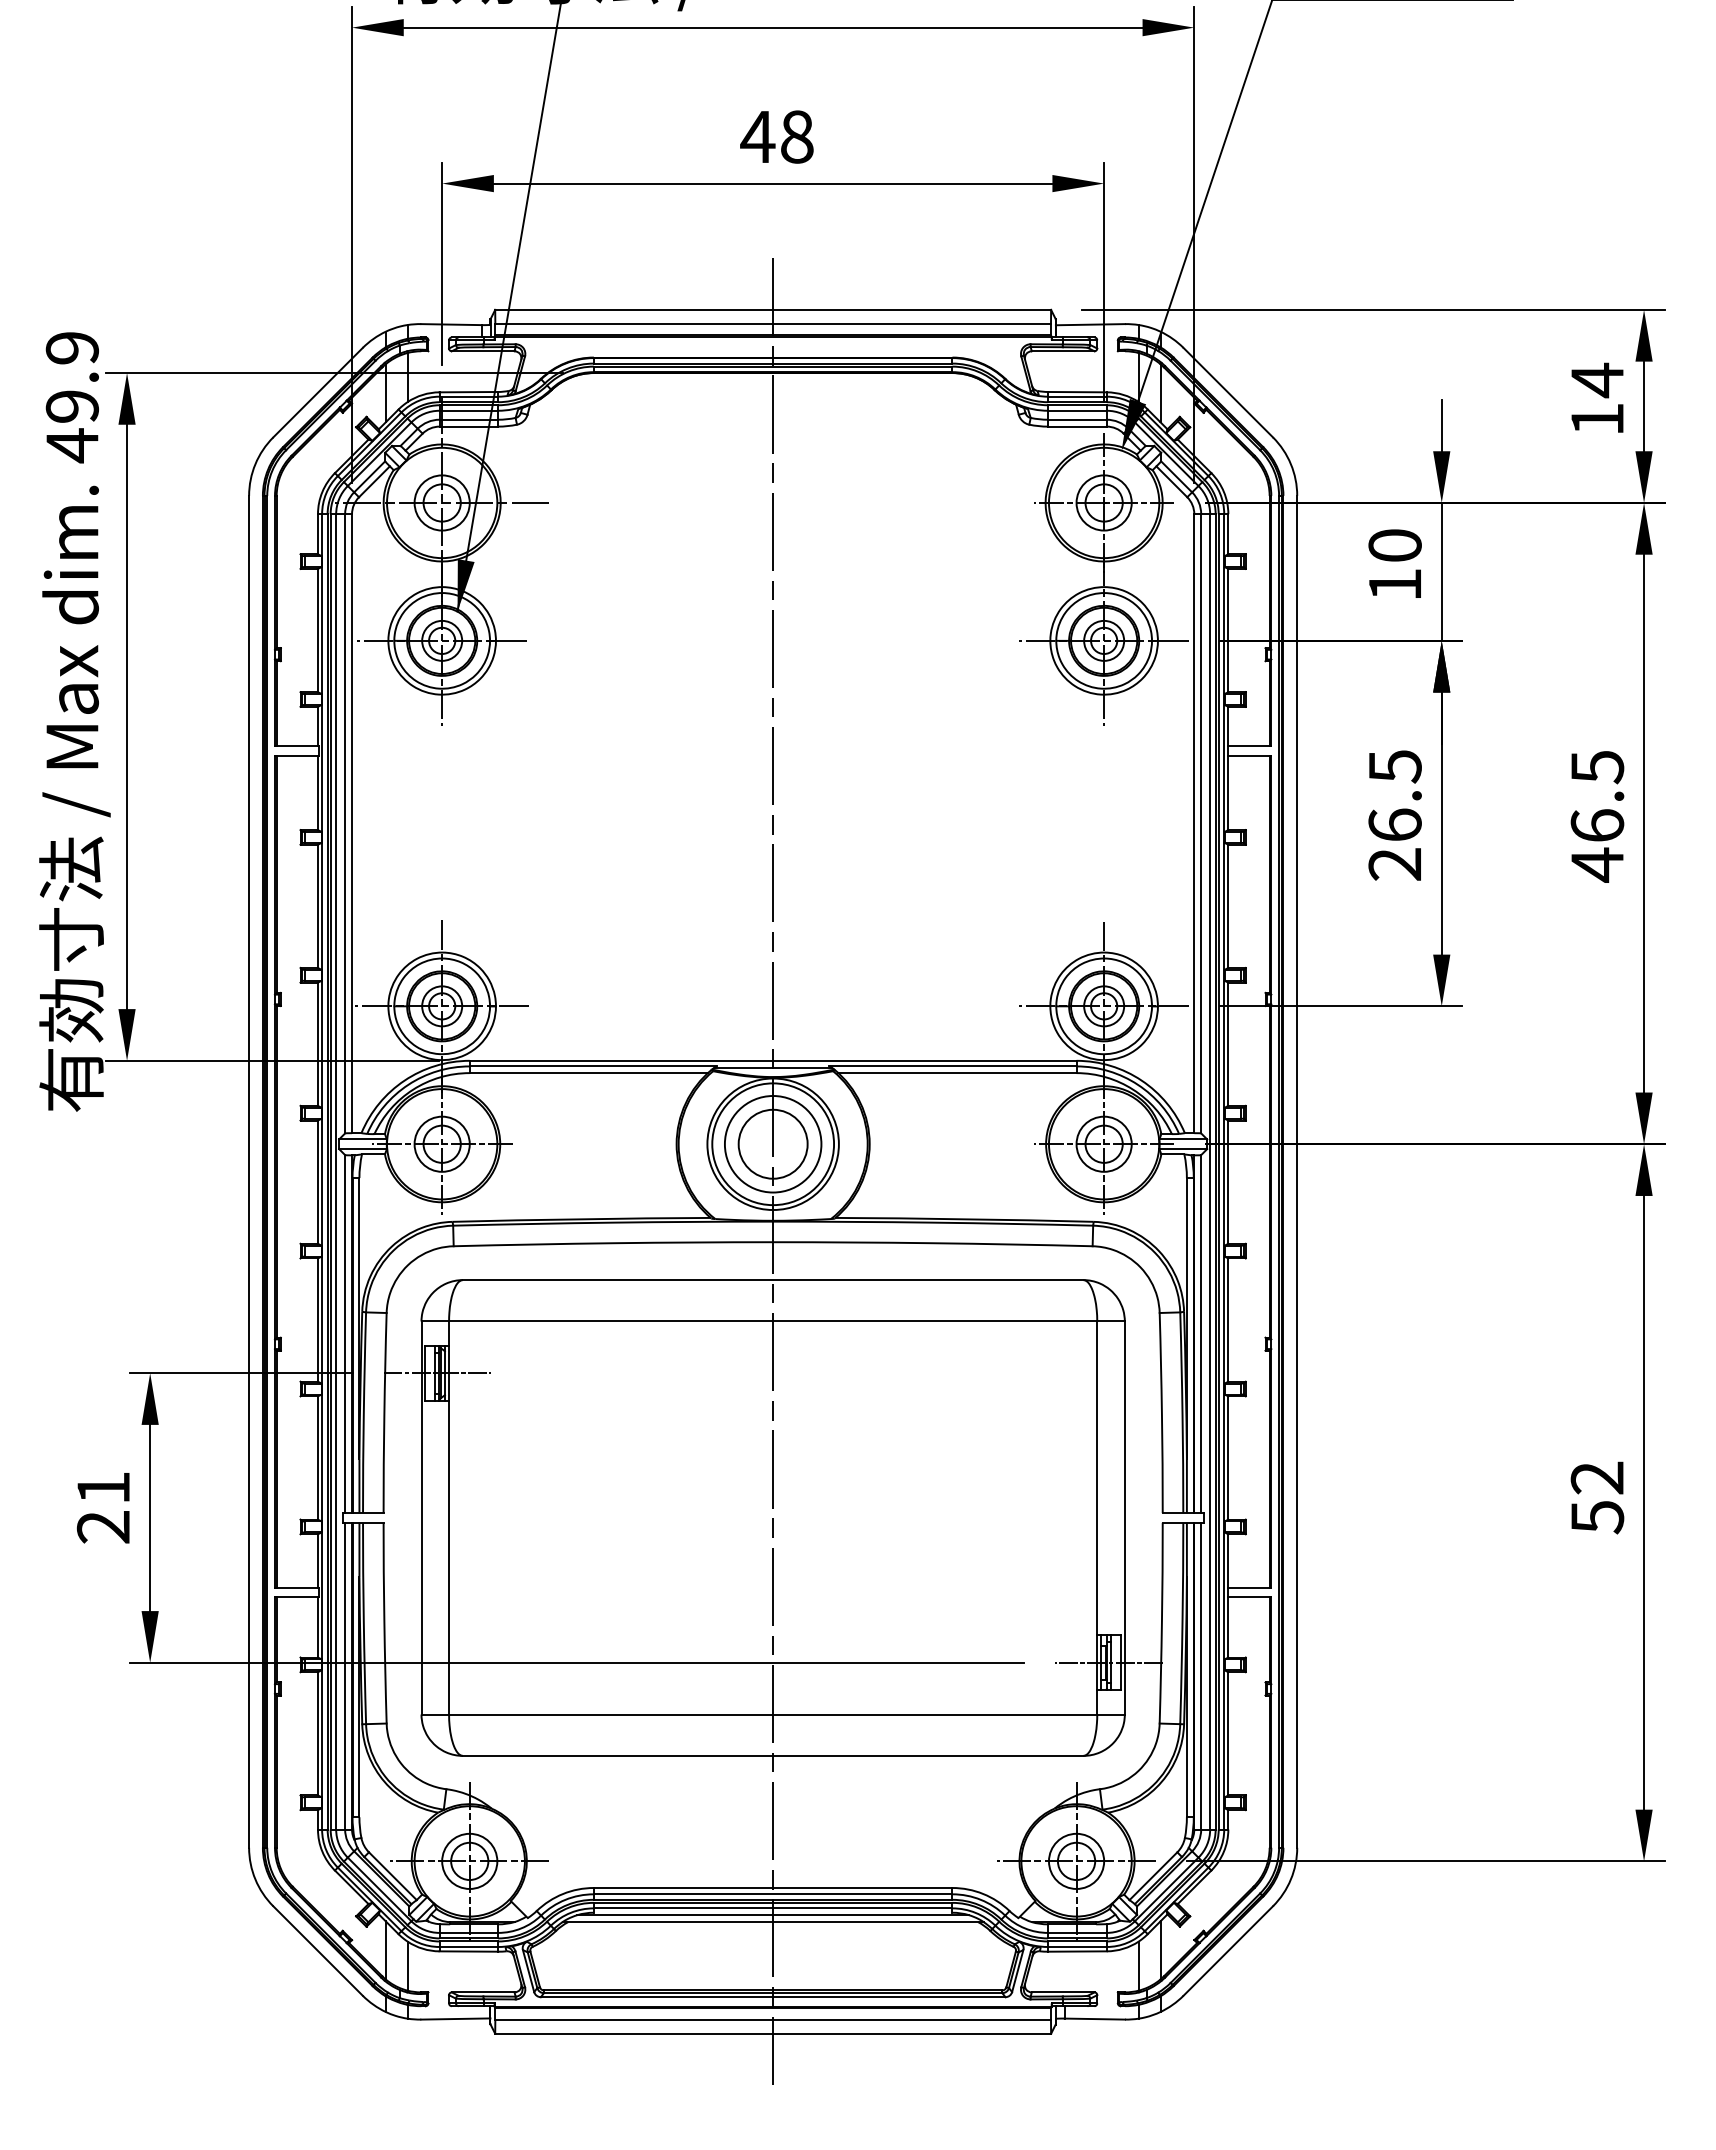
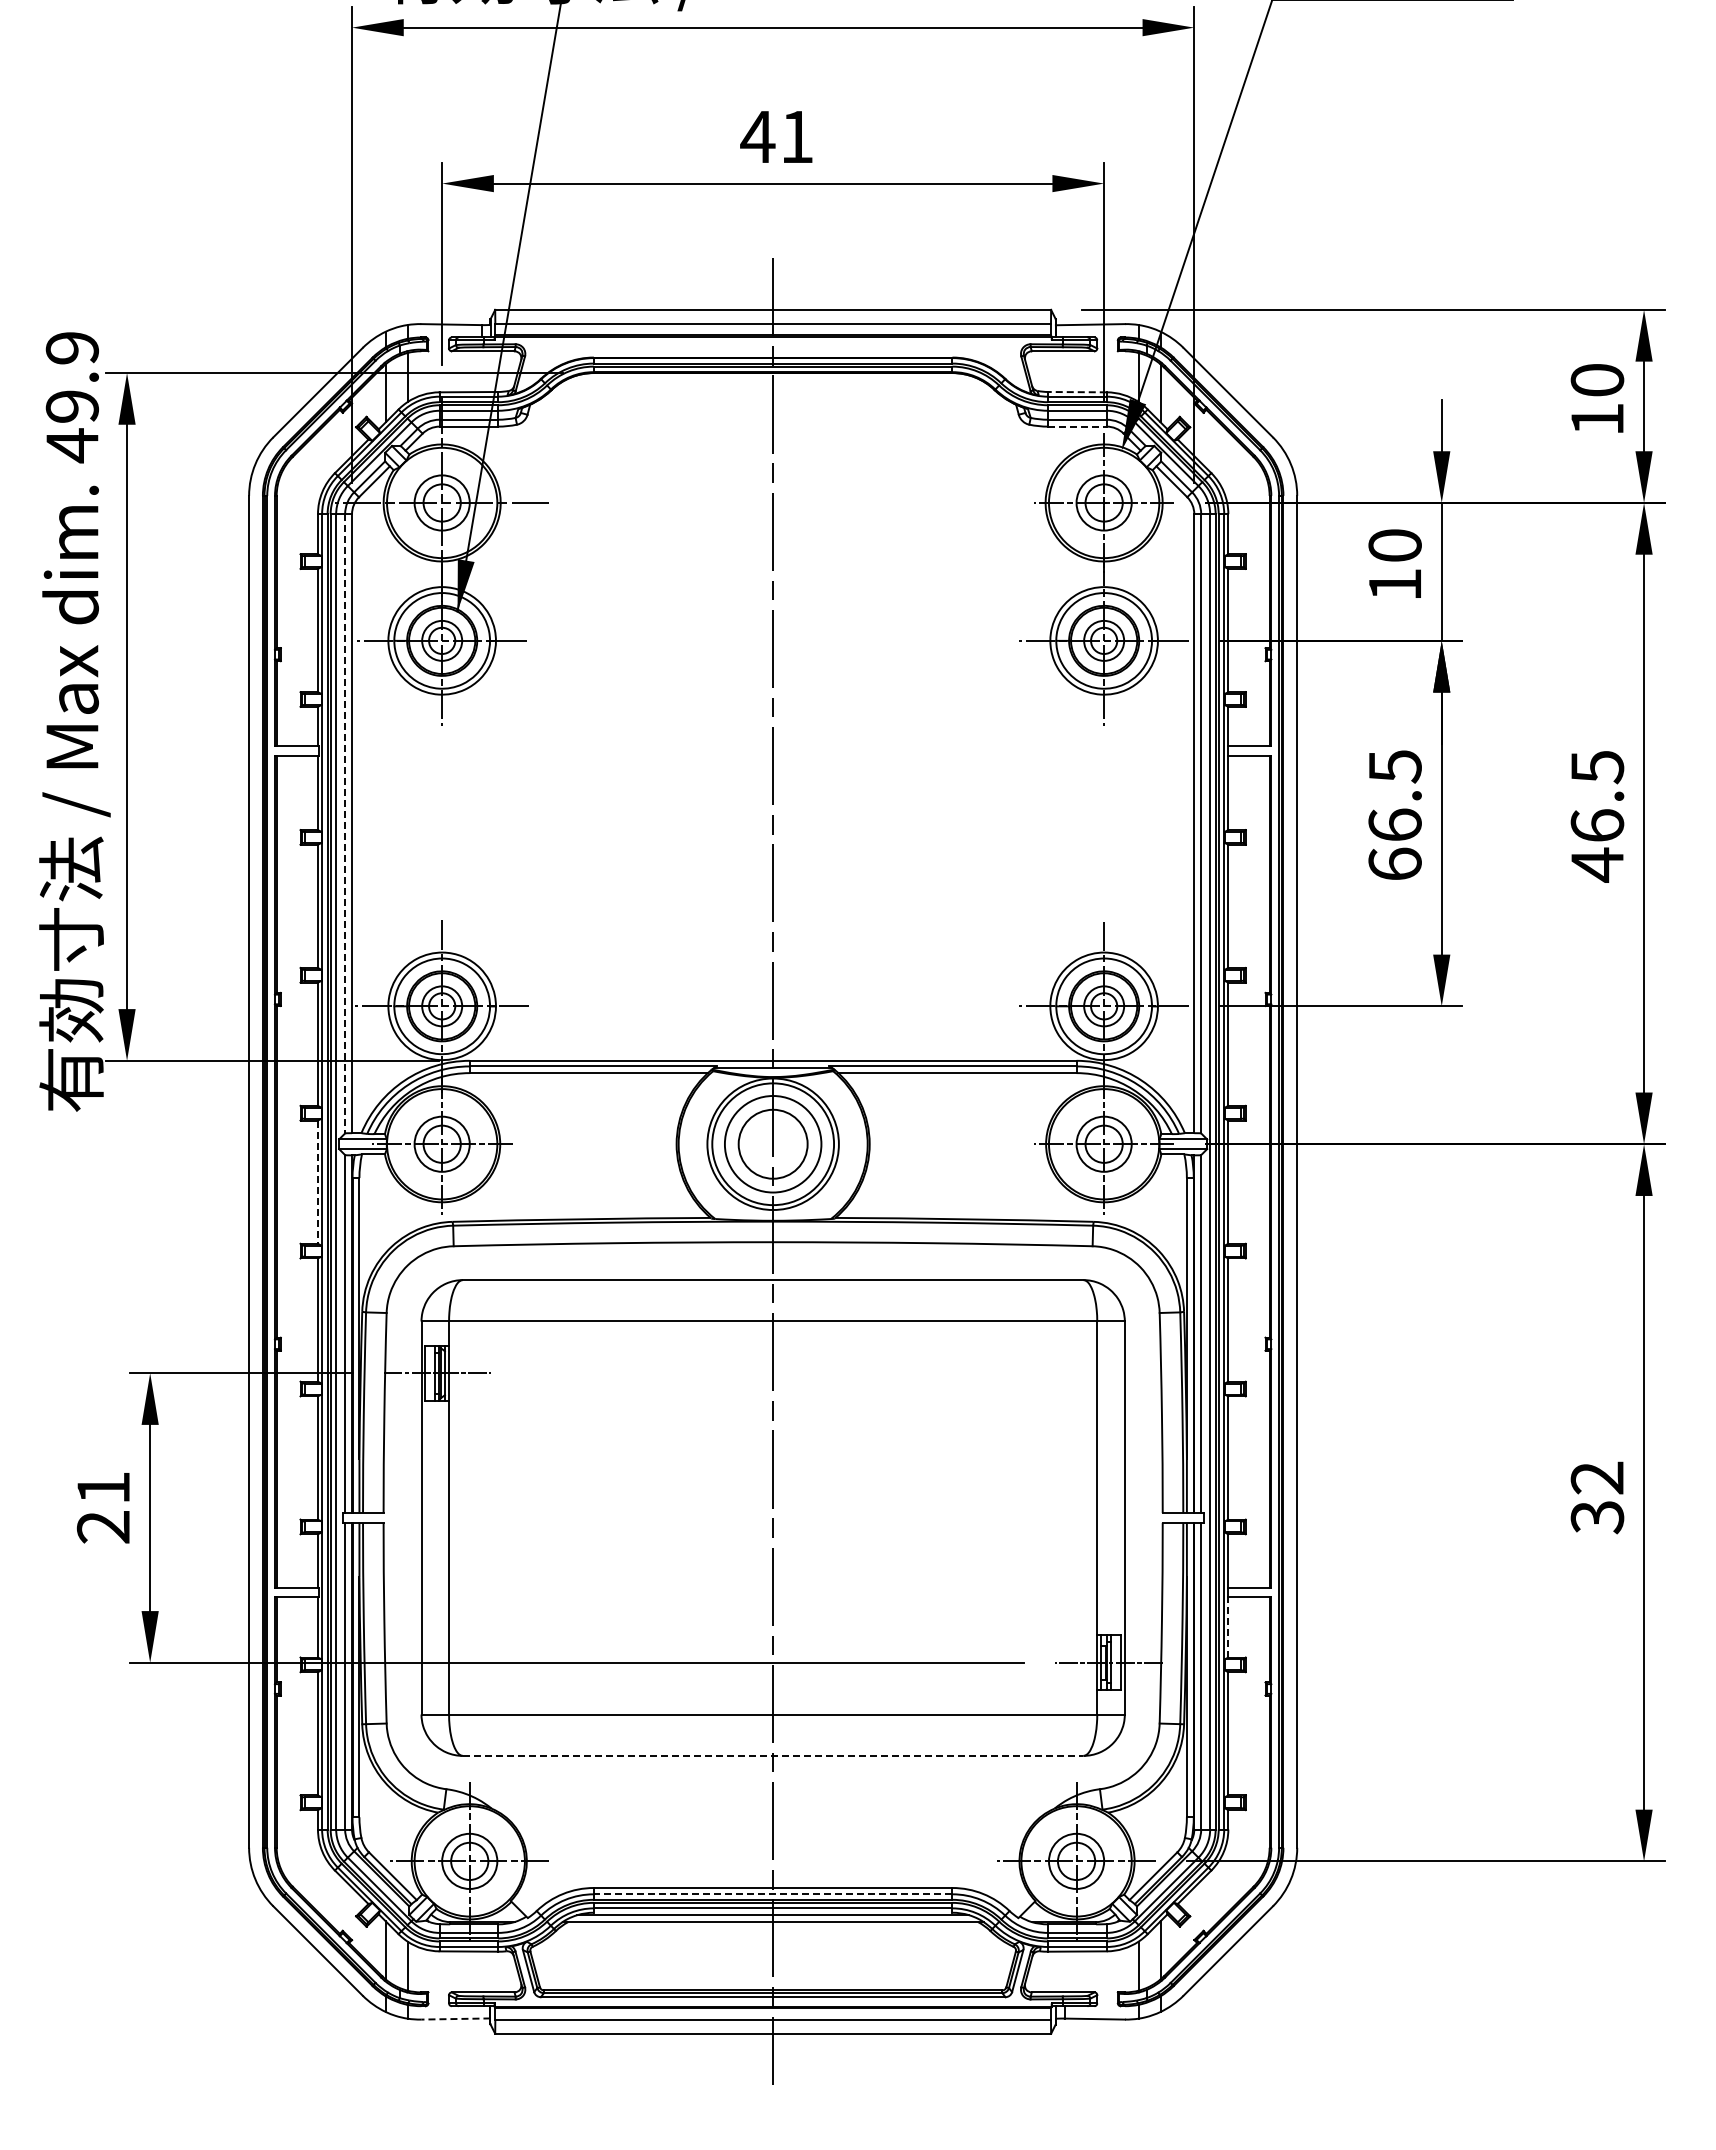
text: 48 -> 41 (797, 136)
text: 14 -> 10 (1597, 380)
line: solid -> dashed (1076, 392)
line: solid -> dashed (1077, 426)
line: solid -> dashed (345, 823)
text: 26.5 -> 66.5 (1394, 863)
line: solid -> dashed (317, 1182)
text: 52 -> 32 (1596, 1517)
line: solid -> dashed (1228, 1626)
line: solid -> dashed (773, 1755)
line: solid -> dashed (772, 1894)
line: solid -> dashed (455, 2019)
